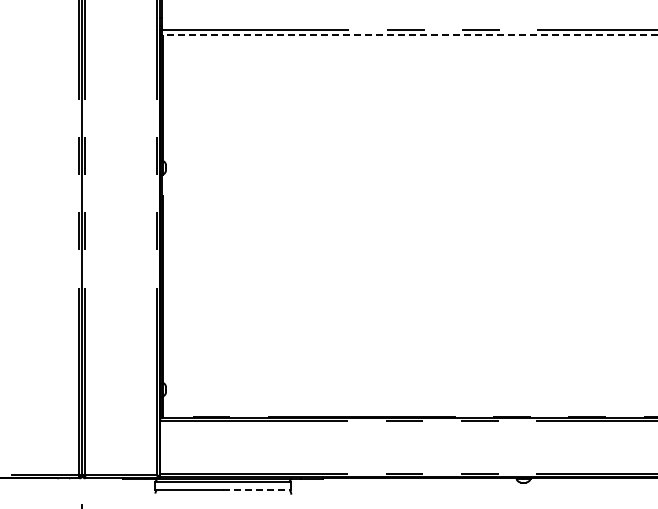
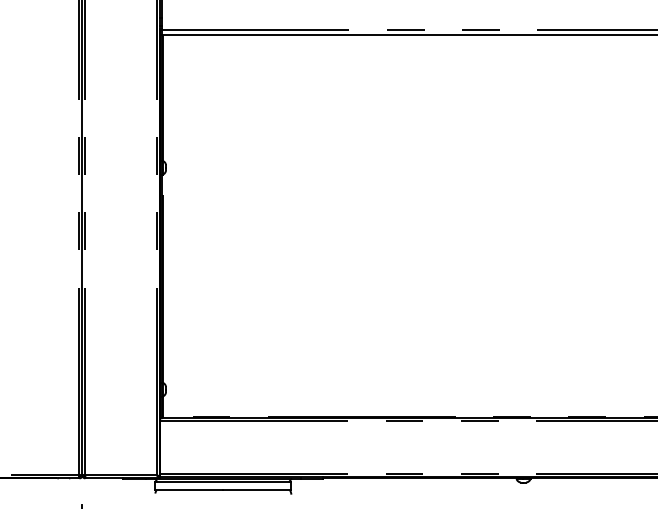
line: dashed -> solid (409, 34)
line: dashed -> solid (257, 490)
